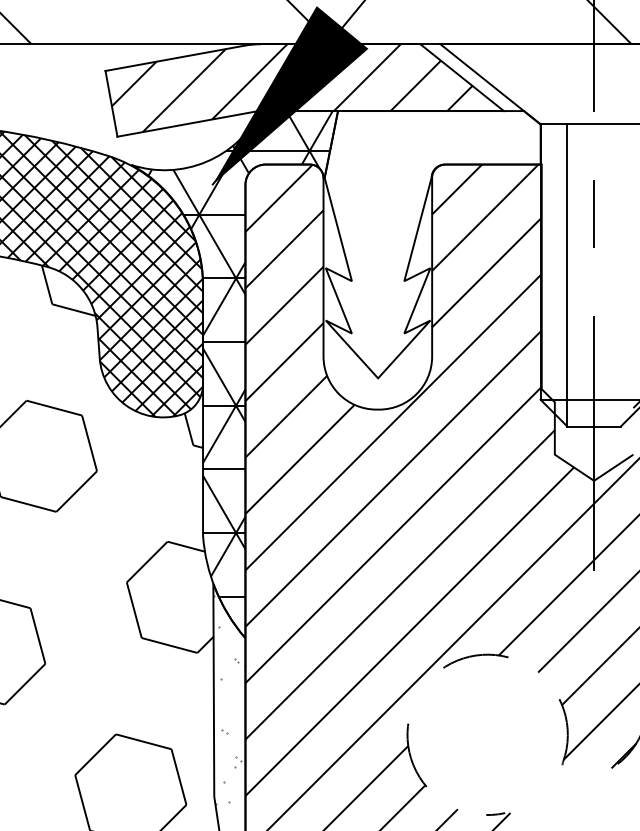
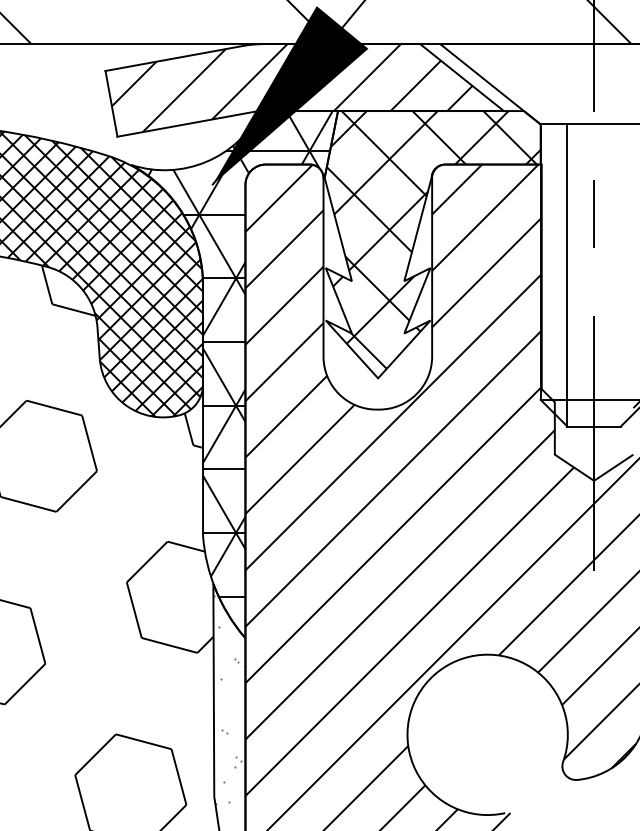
hatch: none -> present (433, 239)
line: dashed -> solid (485, 654)
